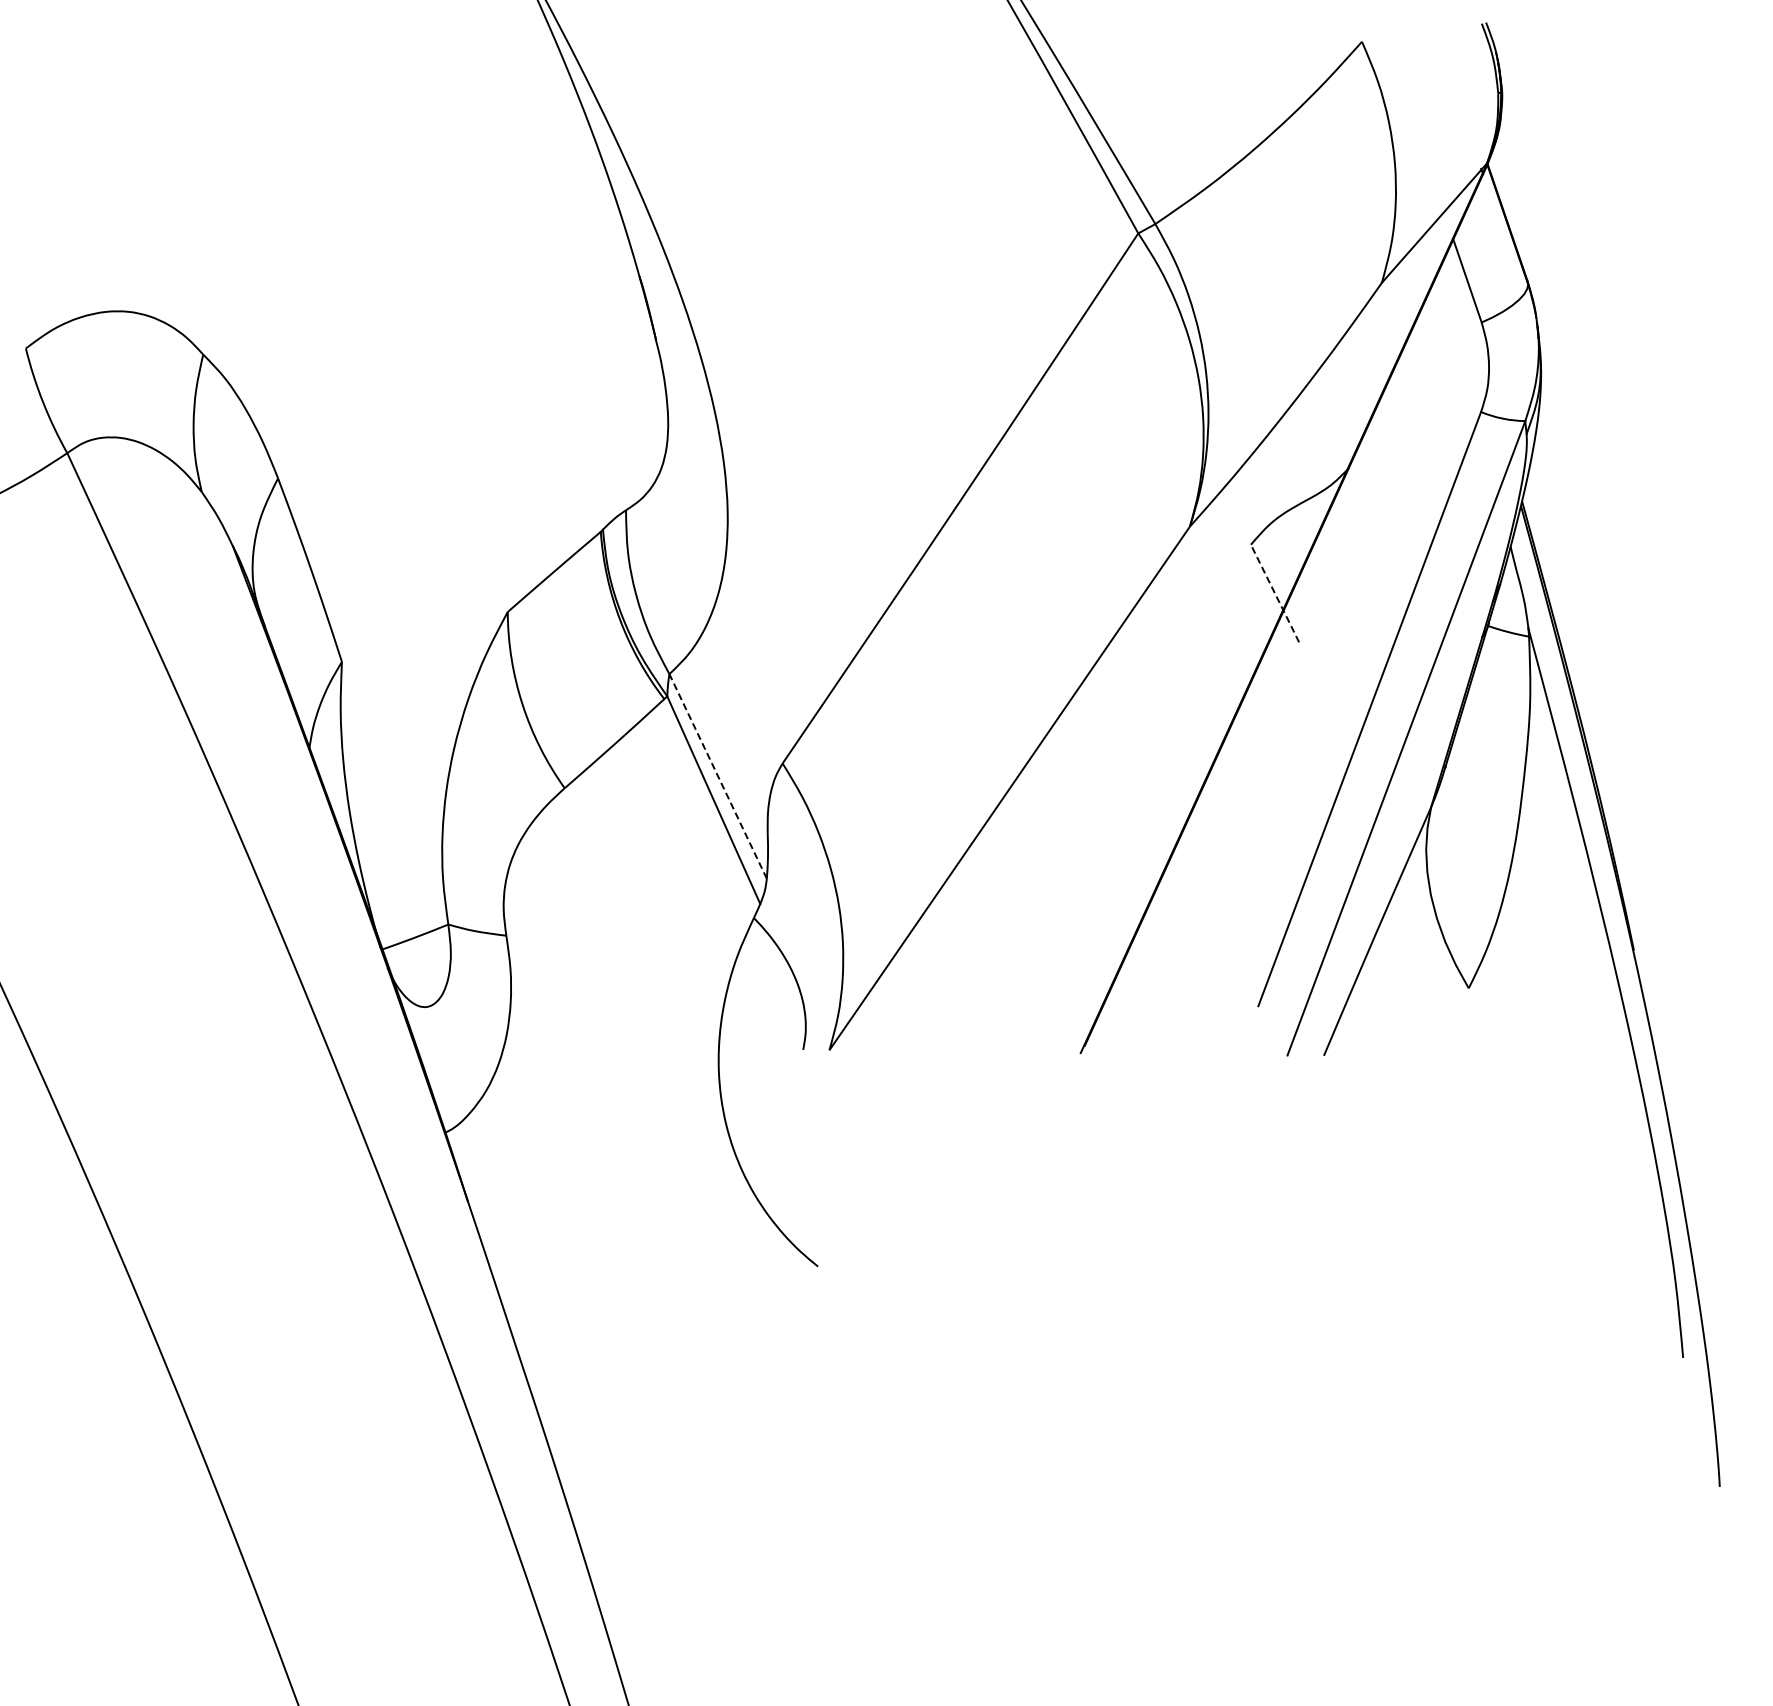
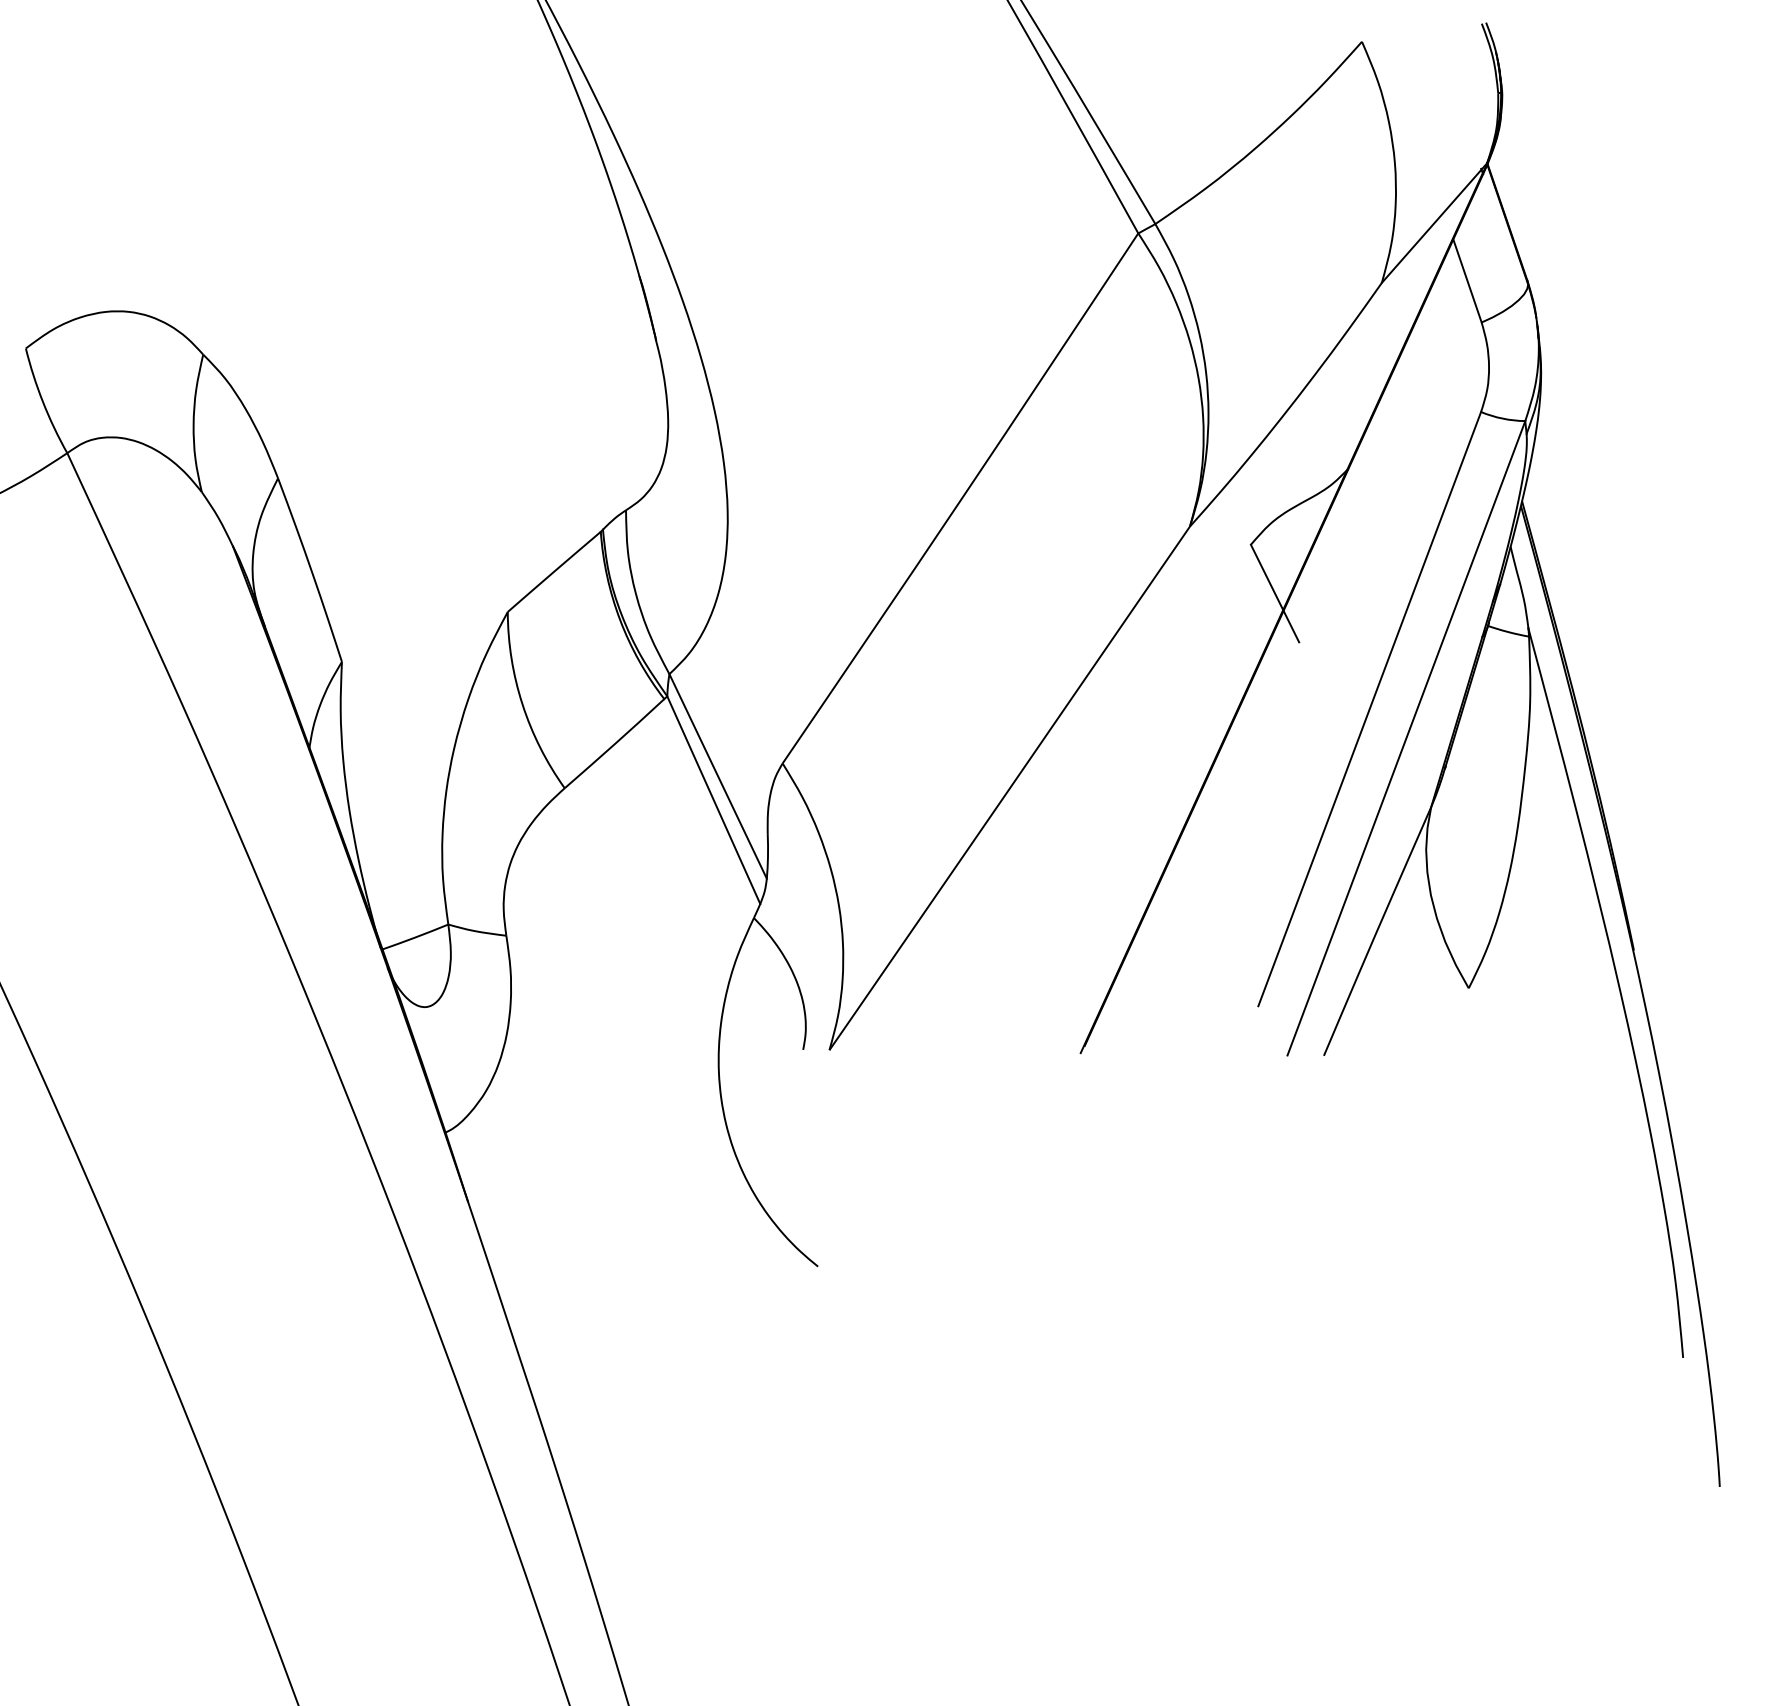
line: dashed -> solid (1274, 593)
line: dashed -> solid (717, 775)
